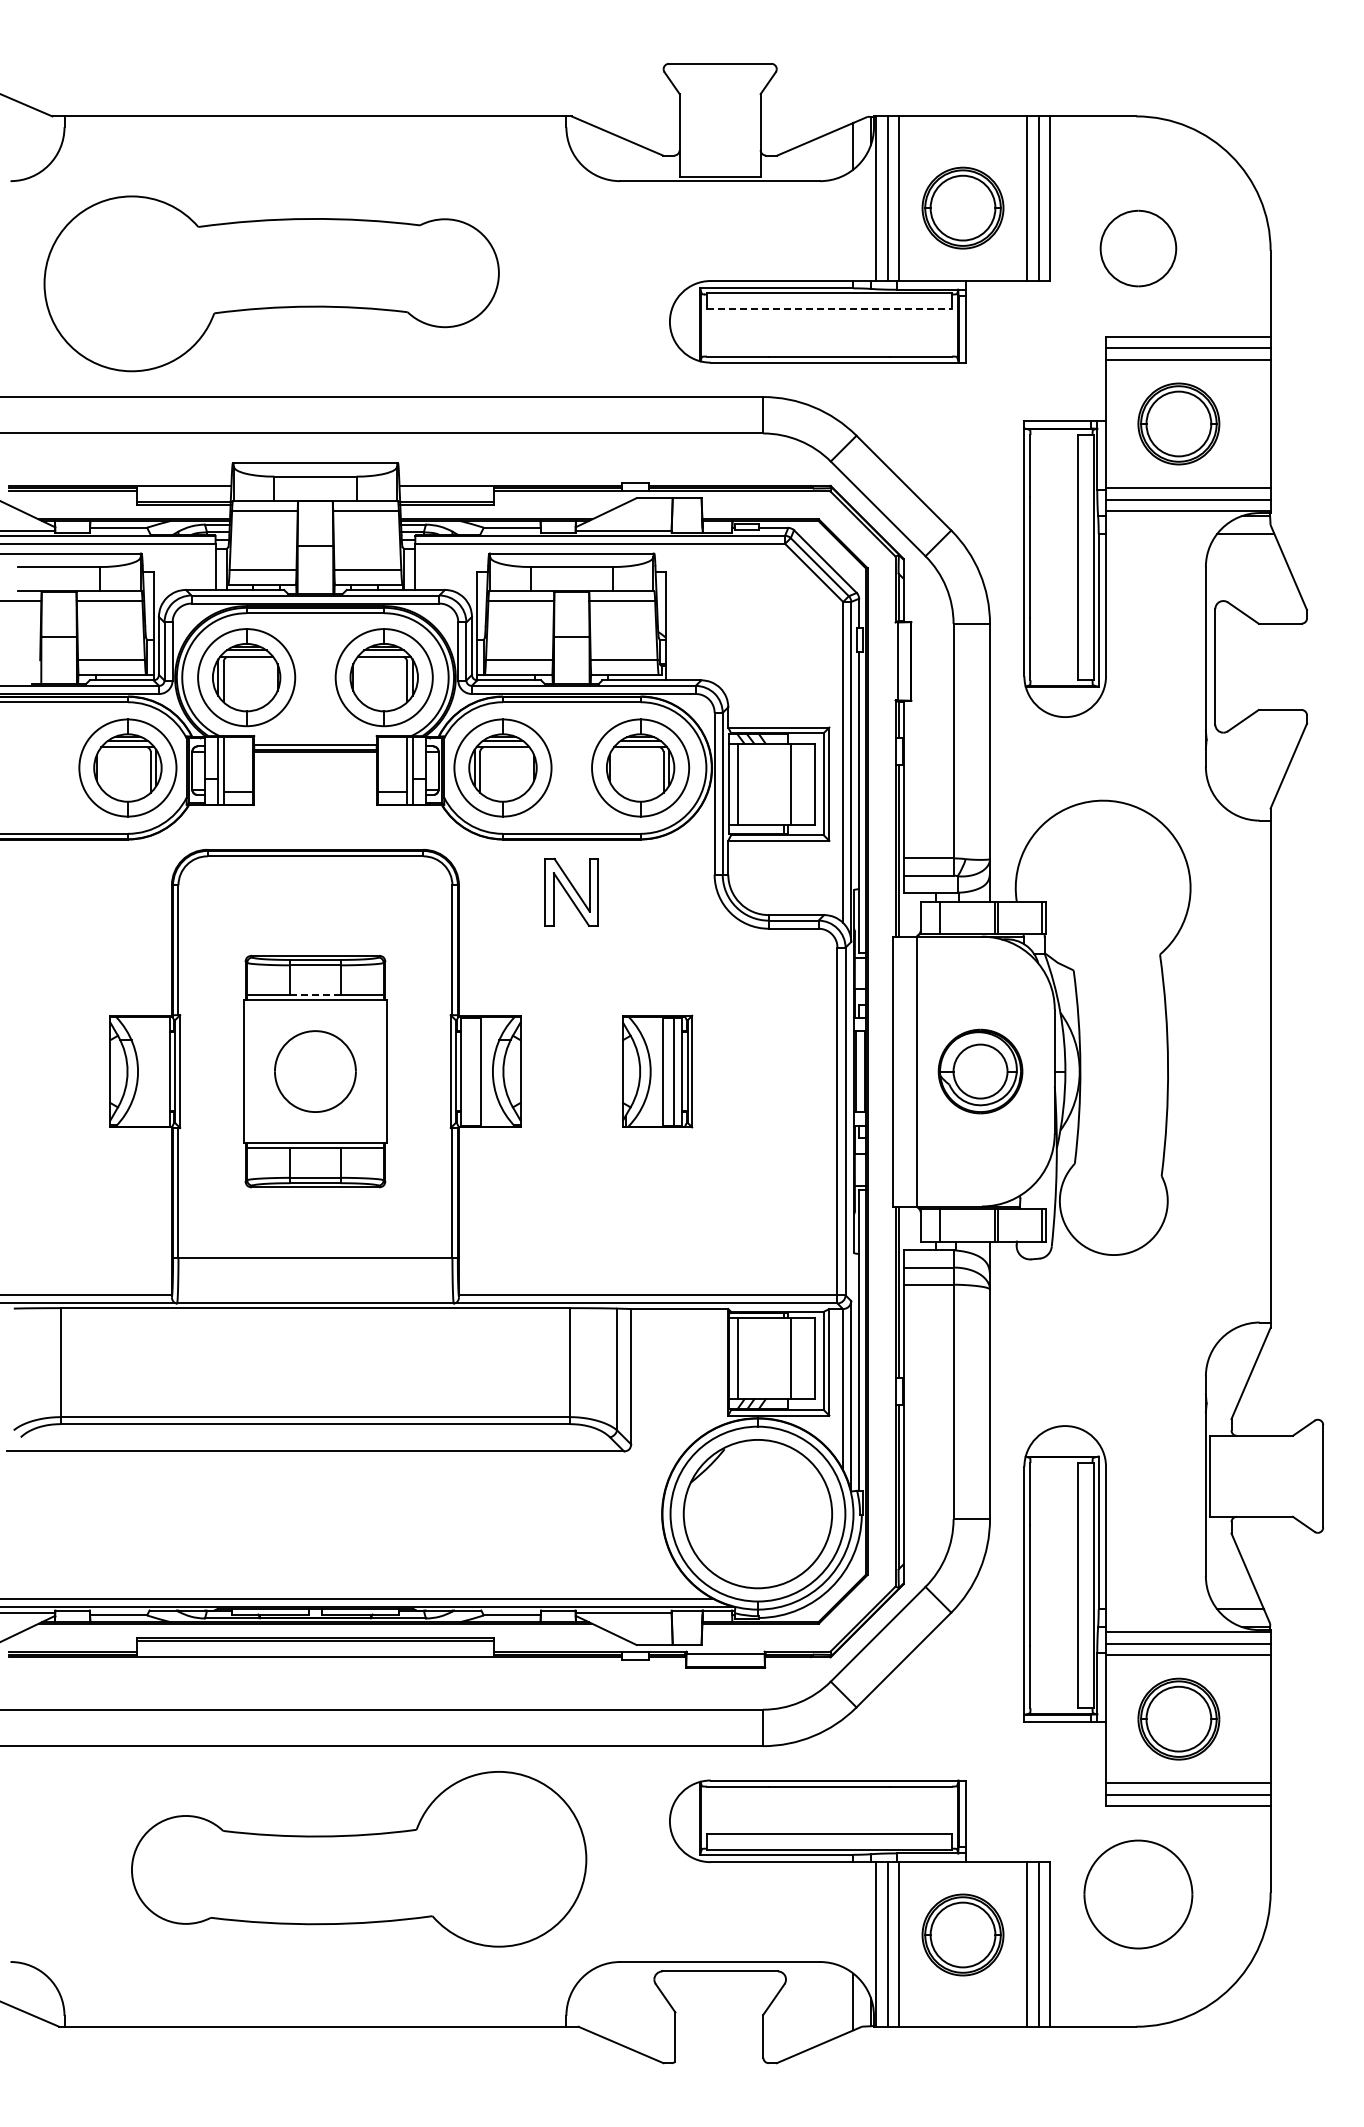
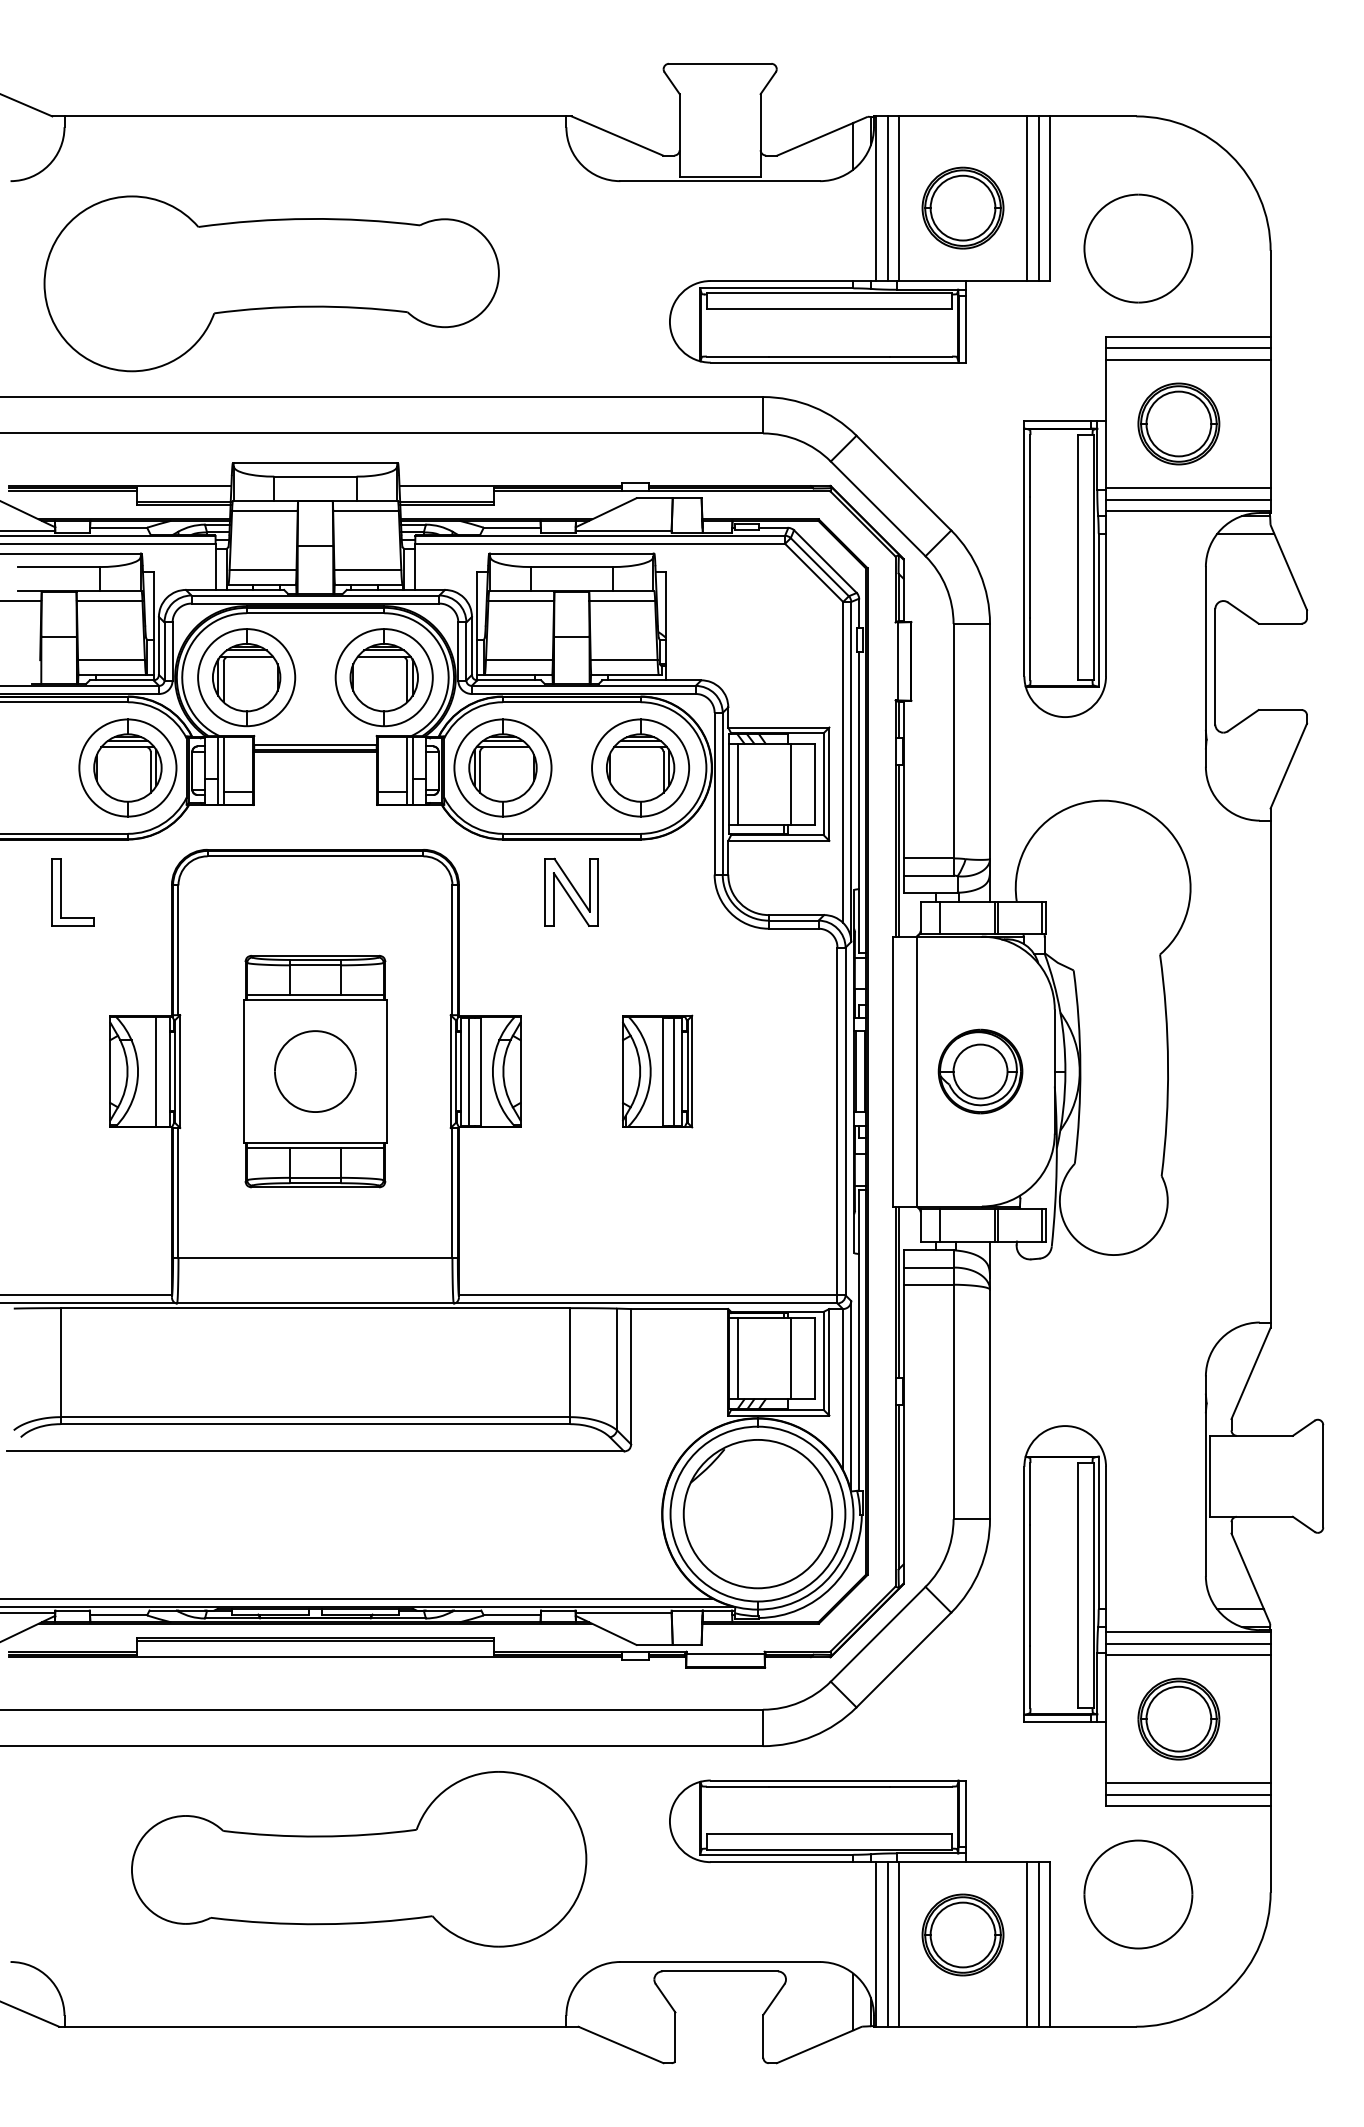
part size: 79x79 px -> 111x111 px (1138, 248)
line: dashed -> solid (829, 309)
part: none -> present (61, 892)
line: dashed -> solid (314, 994)
line: none -> present (156, 1071)
line: none -> present (469, 1071)
